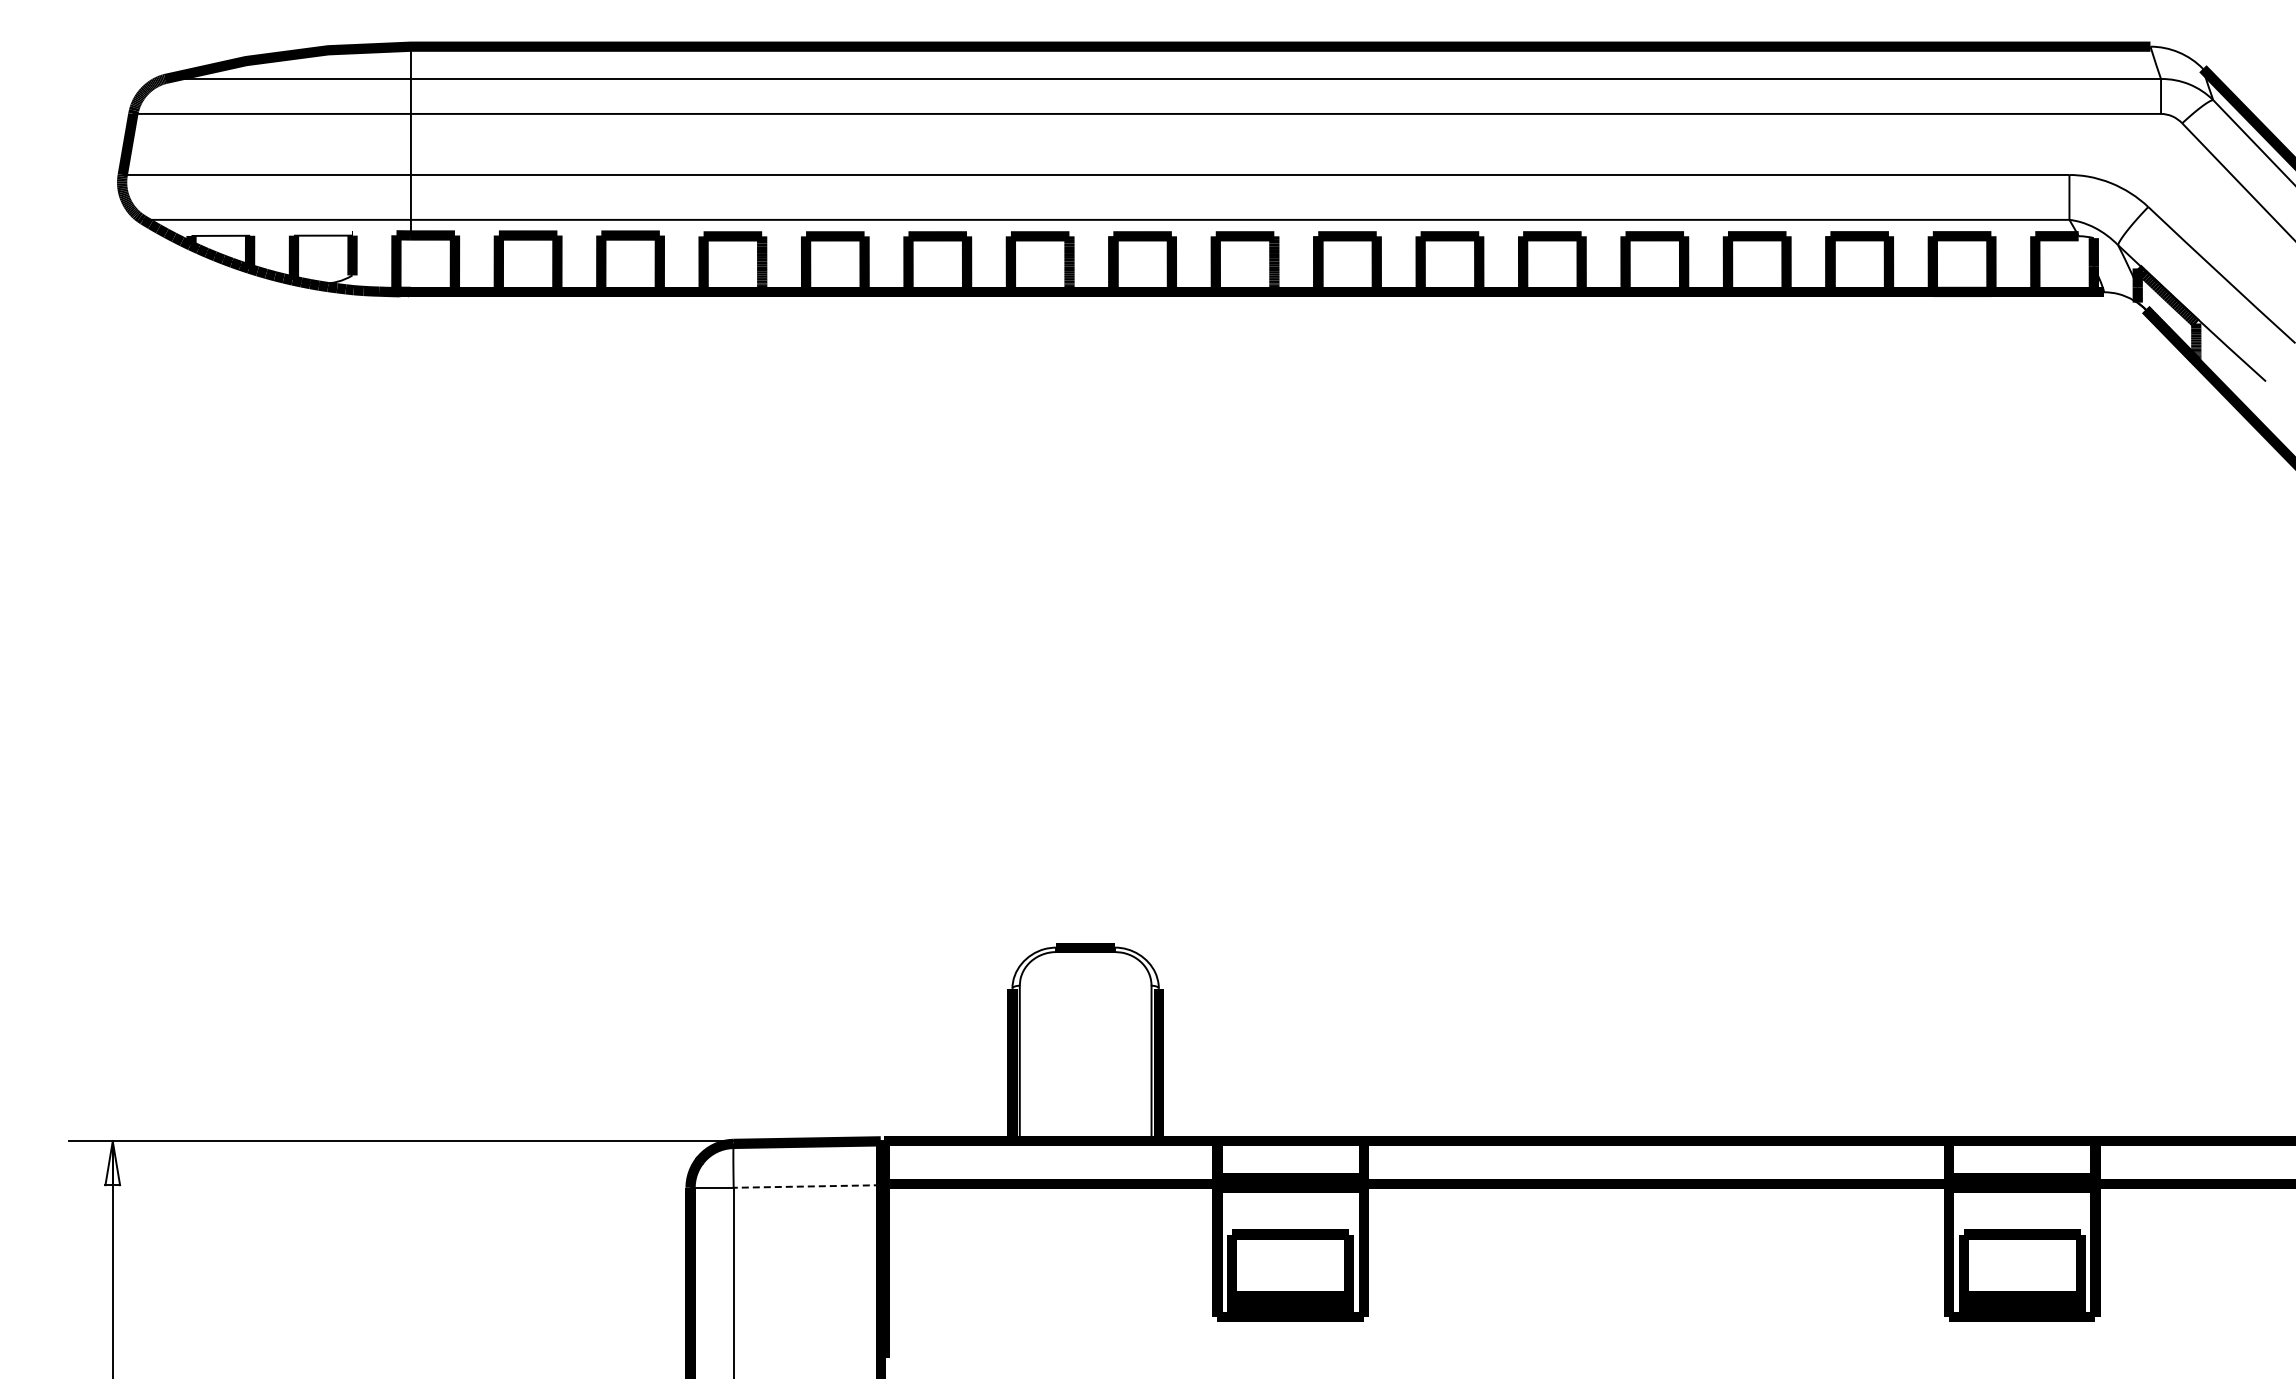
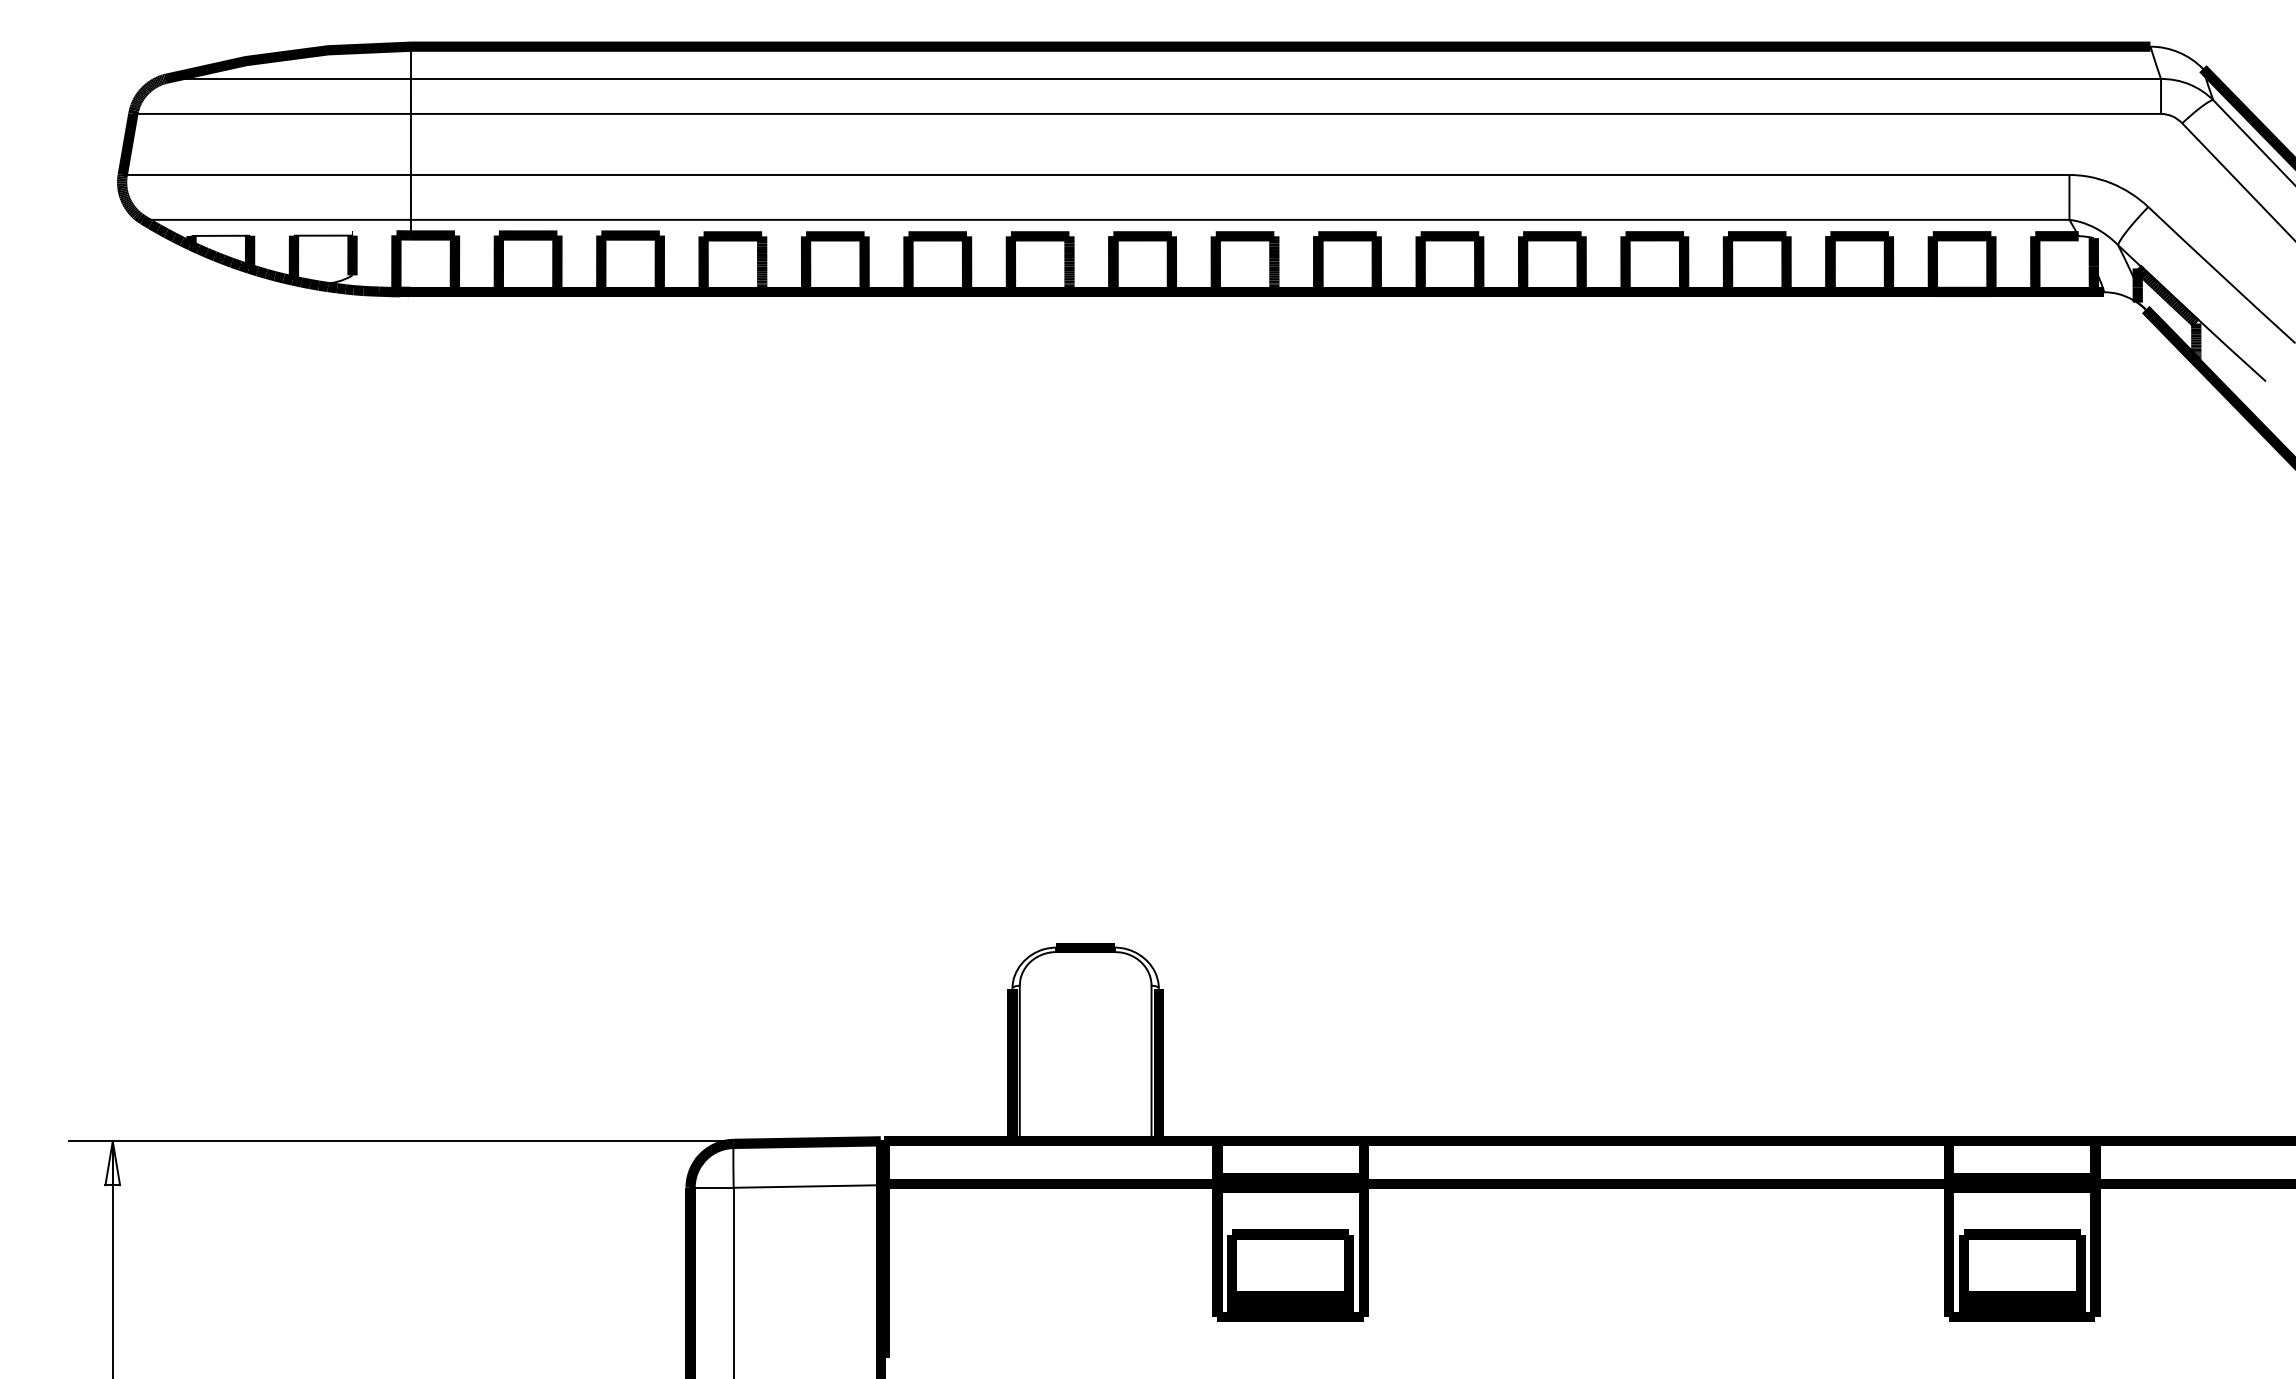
line: dashed -> solid (807, 1186)
